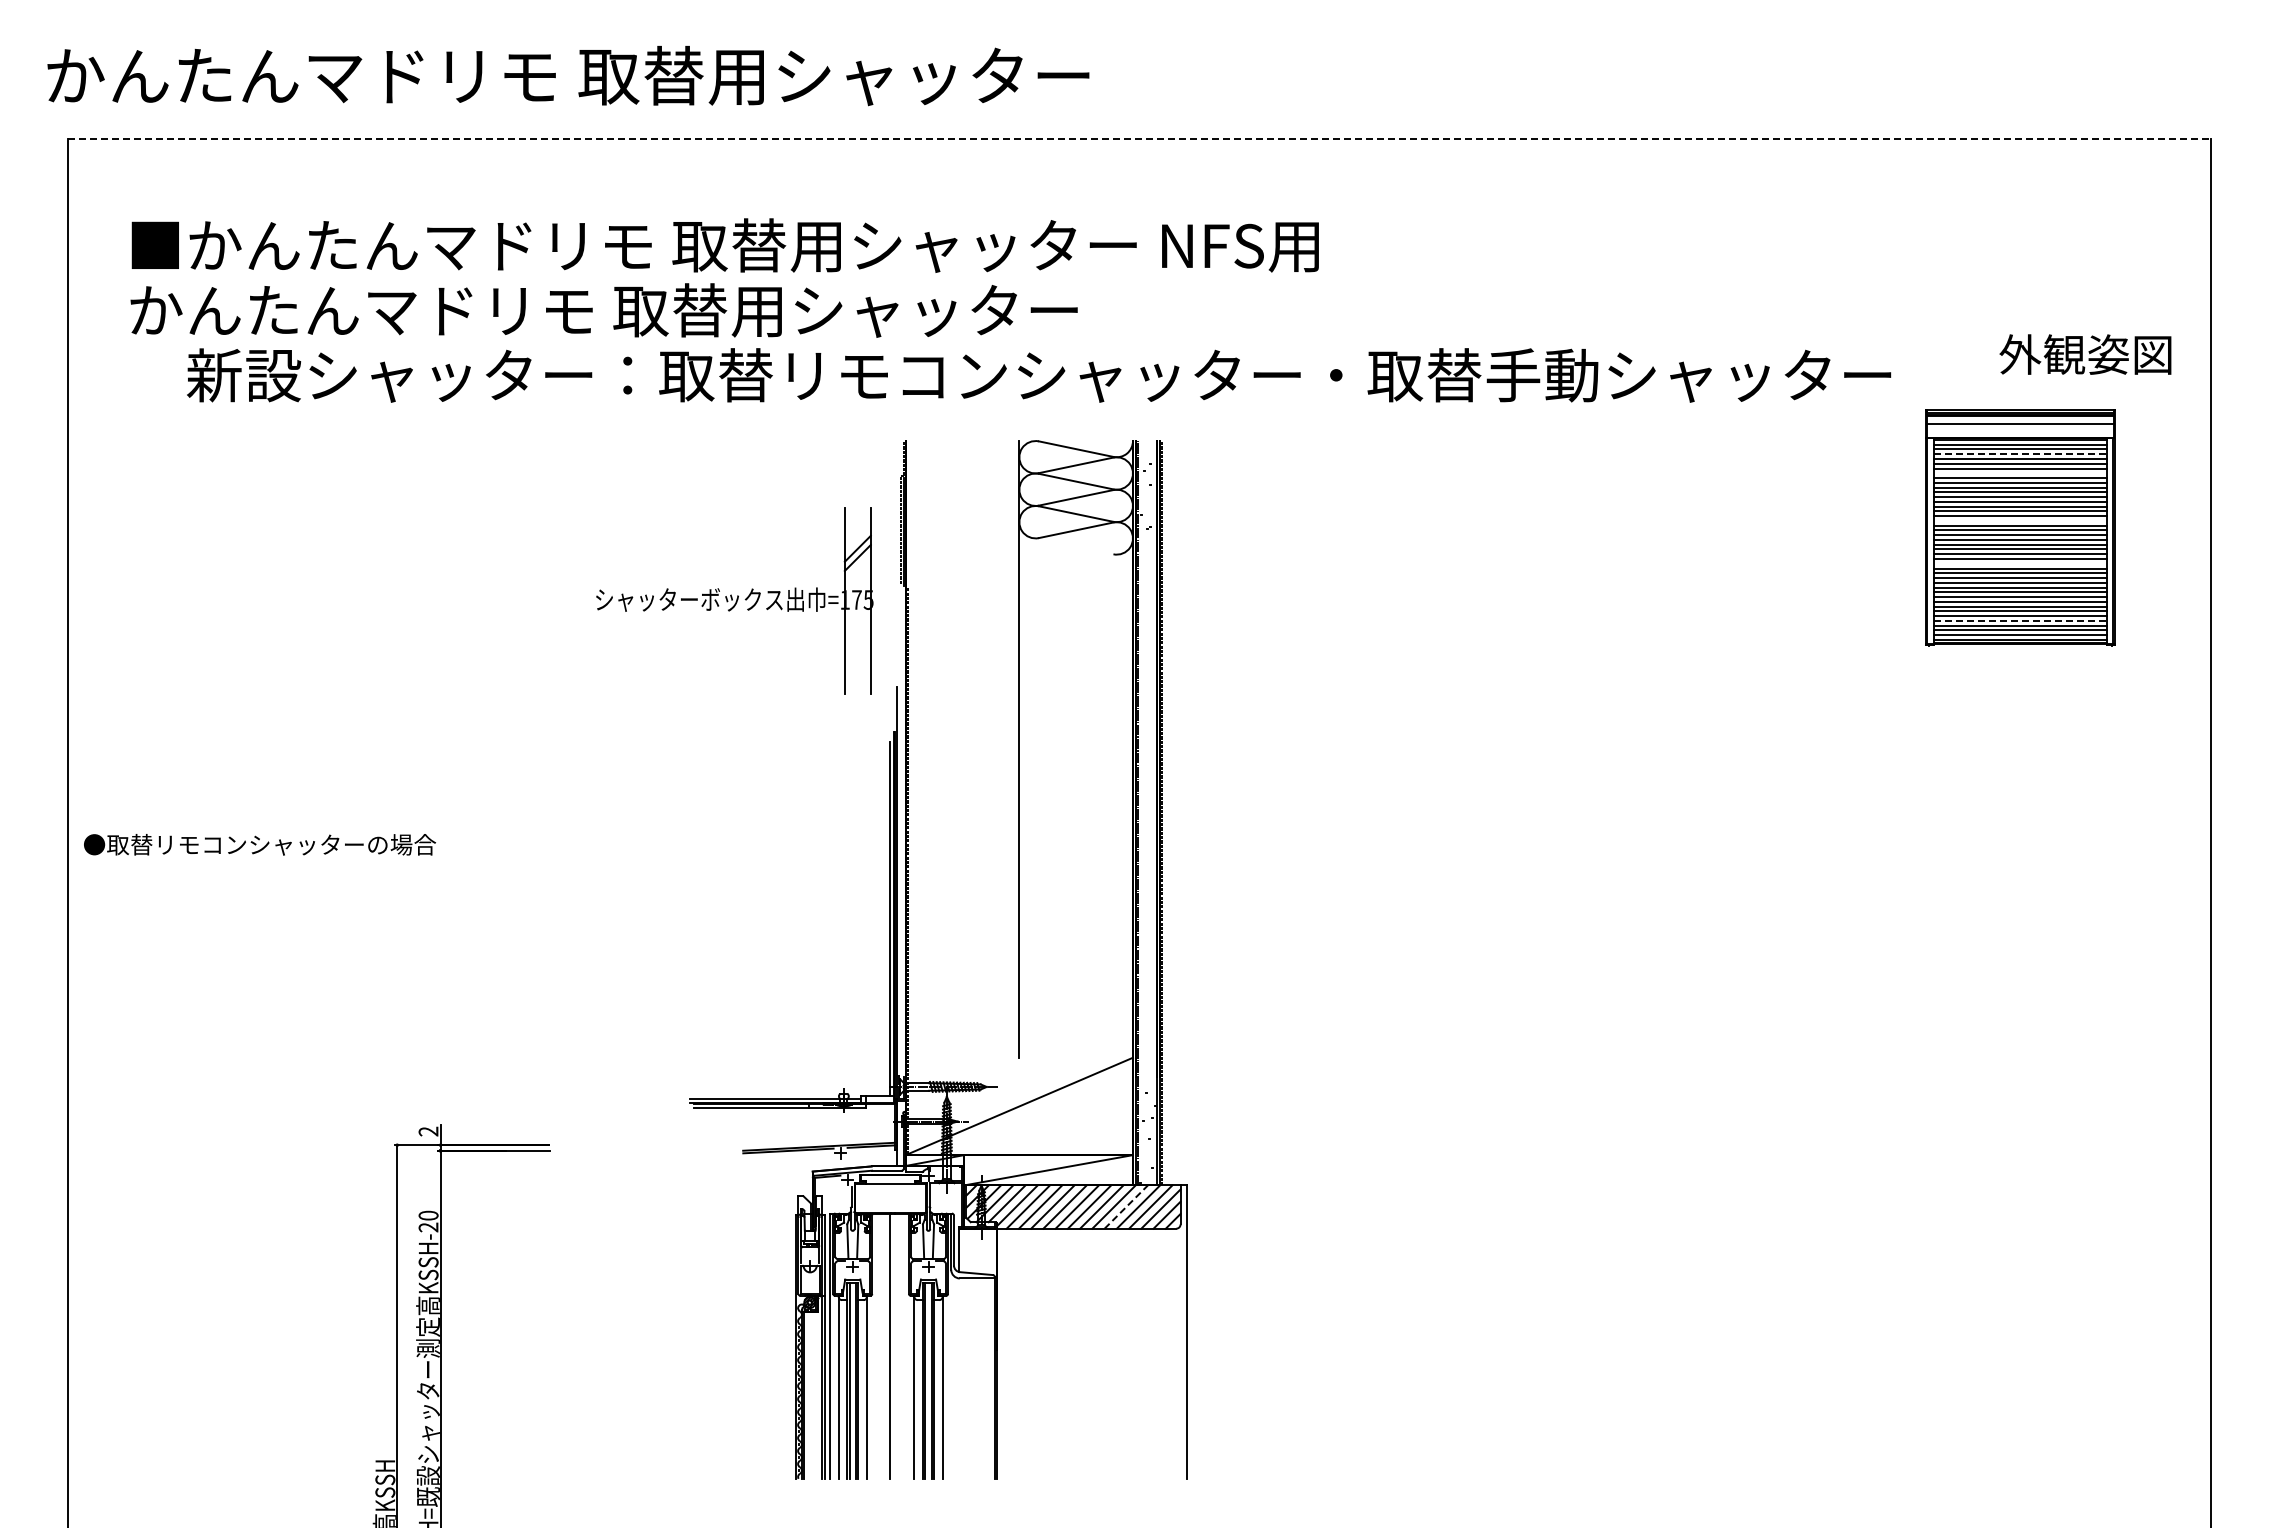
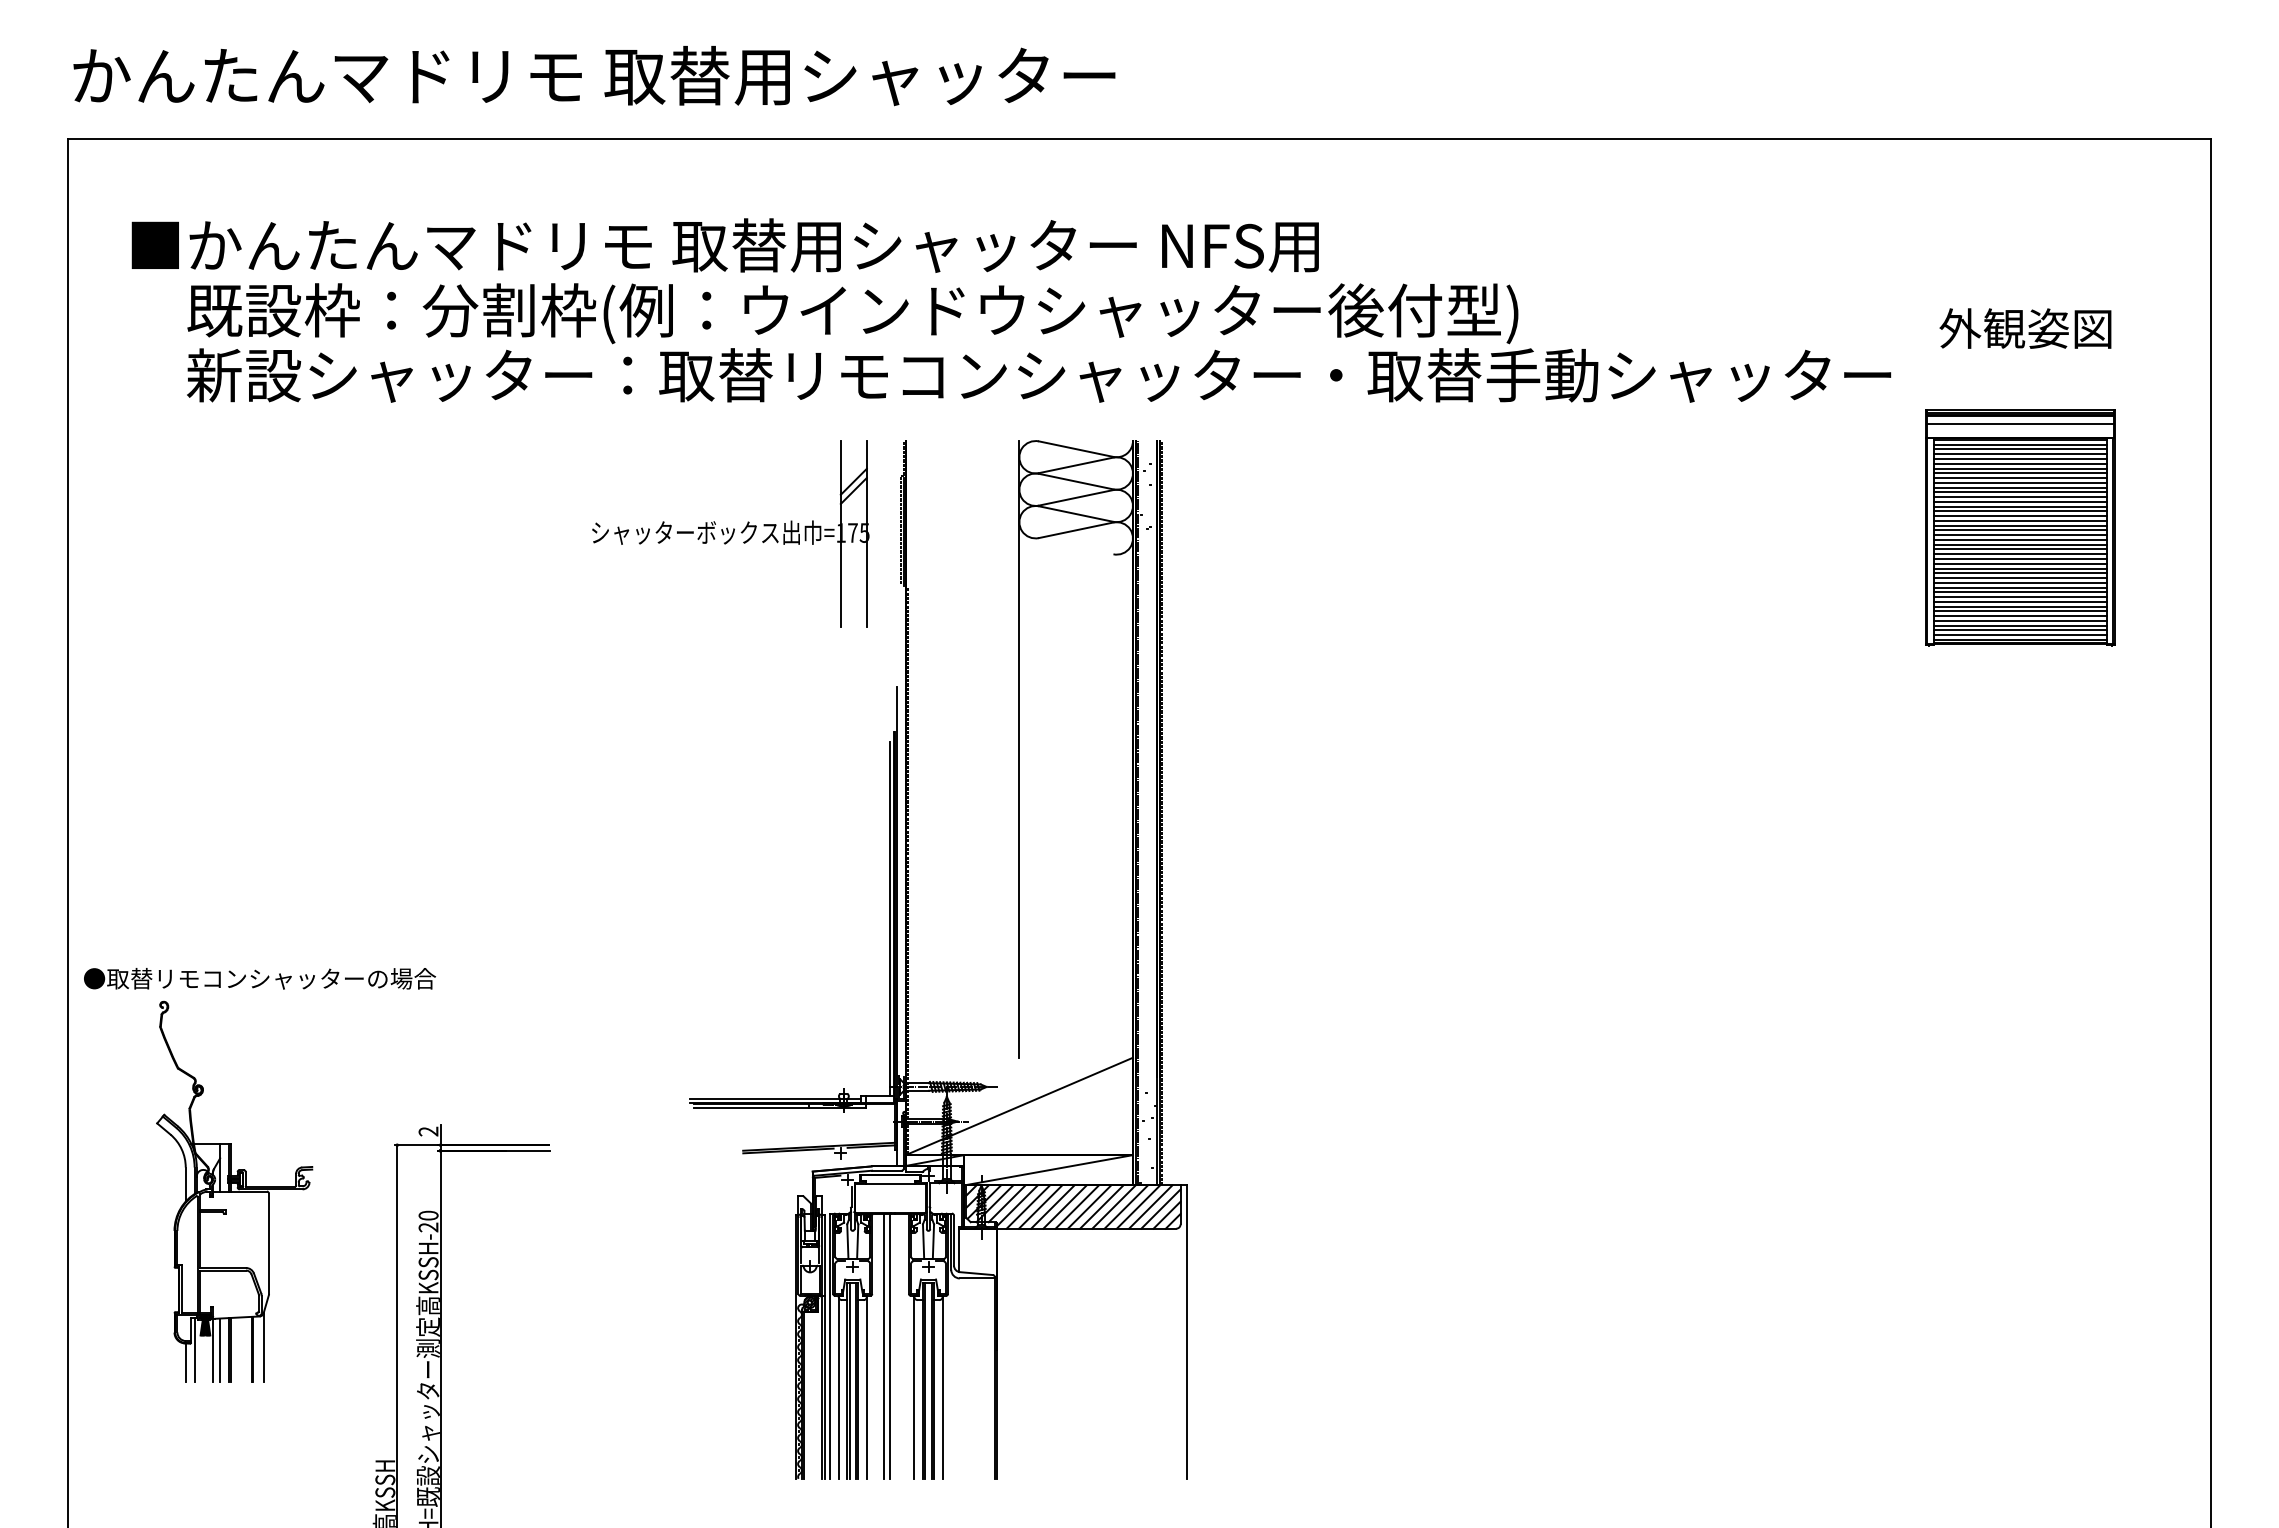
text position: (568, 76) -> (594, 76) (594, 76)
line: dashed -> solid (1139, 139)
text: かんたんマドリモ 取替用シャッター -> 既設枠：分割枠(例：ウインドウシャッター後付型) (824, 313)
text position: (2085, 354) -> (2025, 328) (2025, 328)
line: dashed -> solid (2020, 454)
line: none -> present (2020, 473)
line: none -> present (2020, 520)
line: none -> present (2020, 563)
part position: (734, 600) -> (730, 533) (730, 533)
line: dashed -> solid (2020, 620)
text position: (259, 844) -> (259, 978) (259, 978)
part: none -> present (234, 1191)
line: dashed -> solid (1126, 1207)
line: none -> present (884, 1345)
